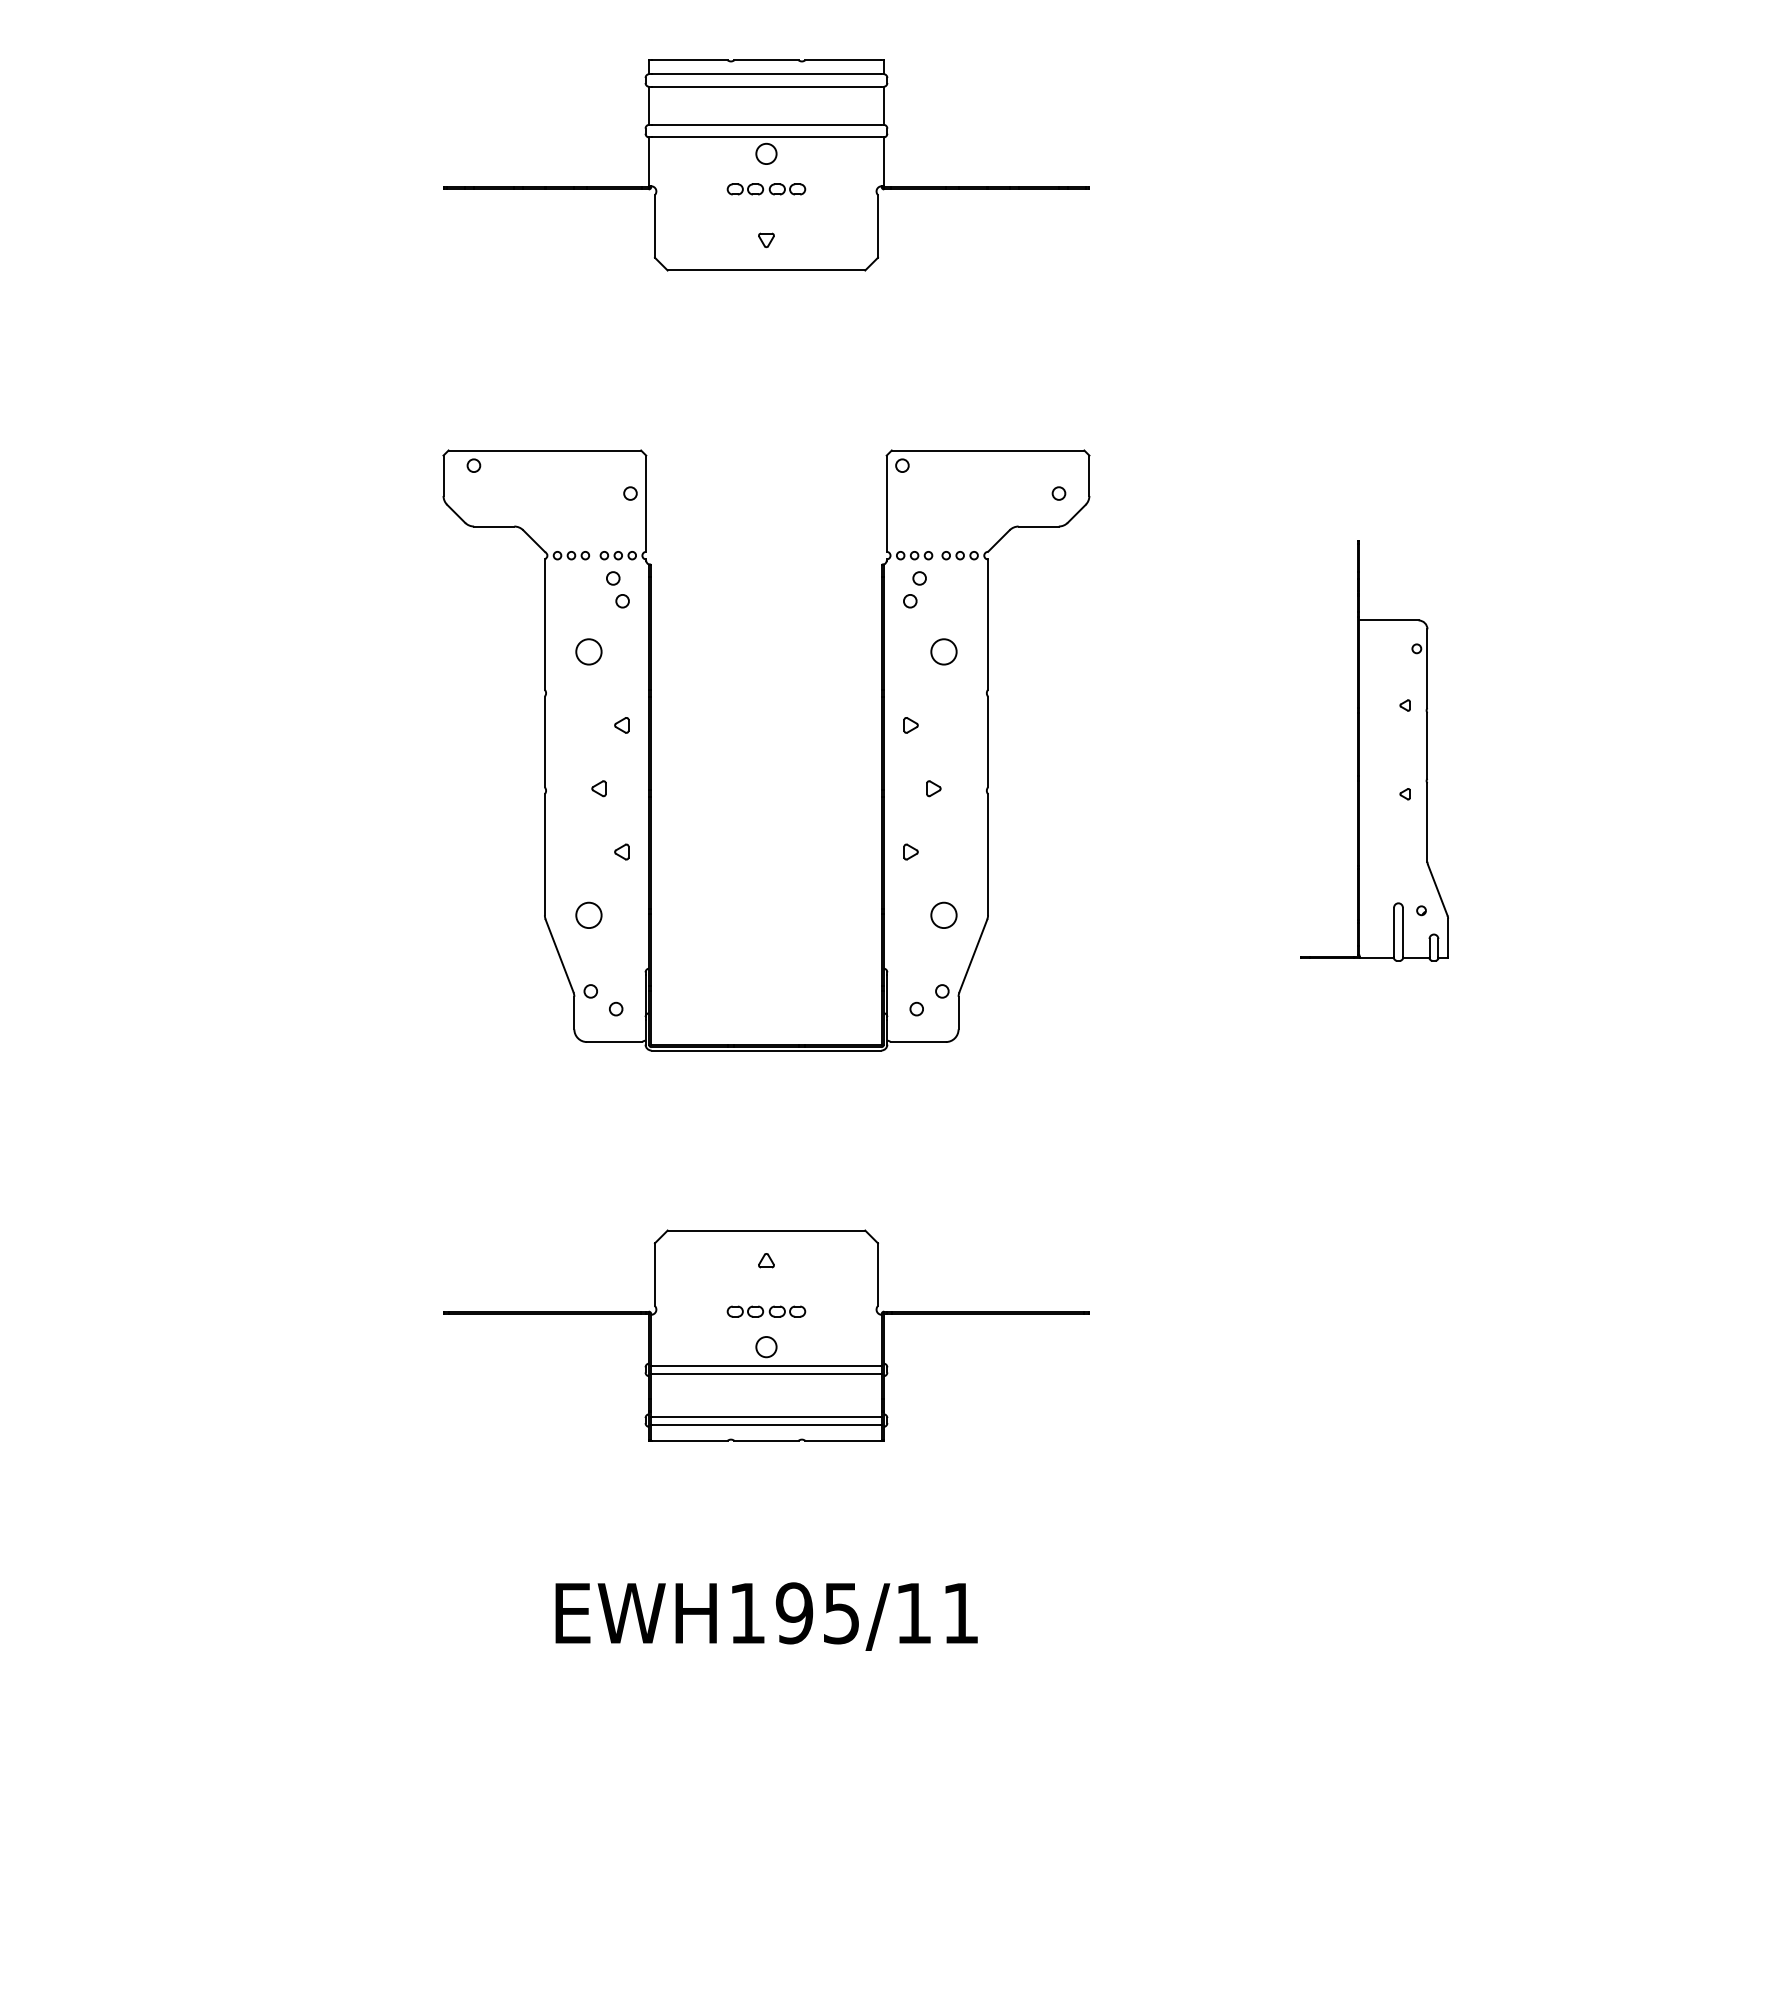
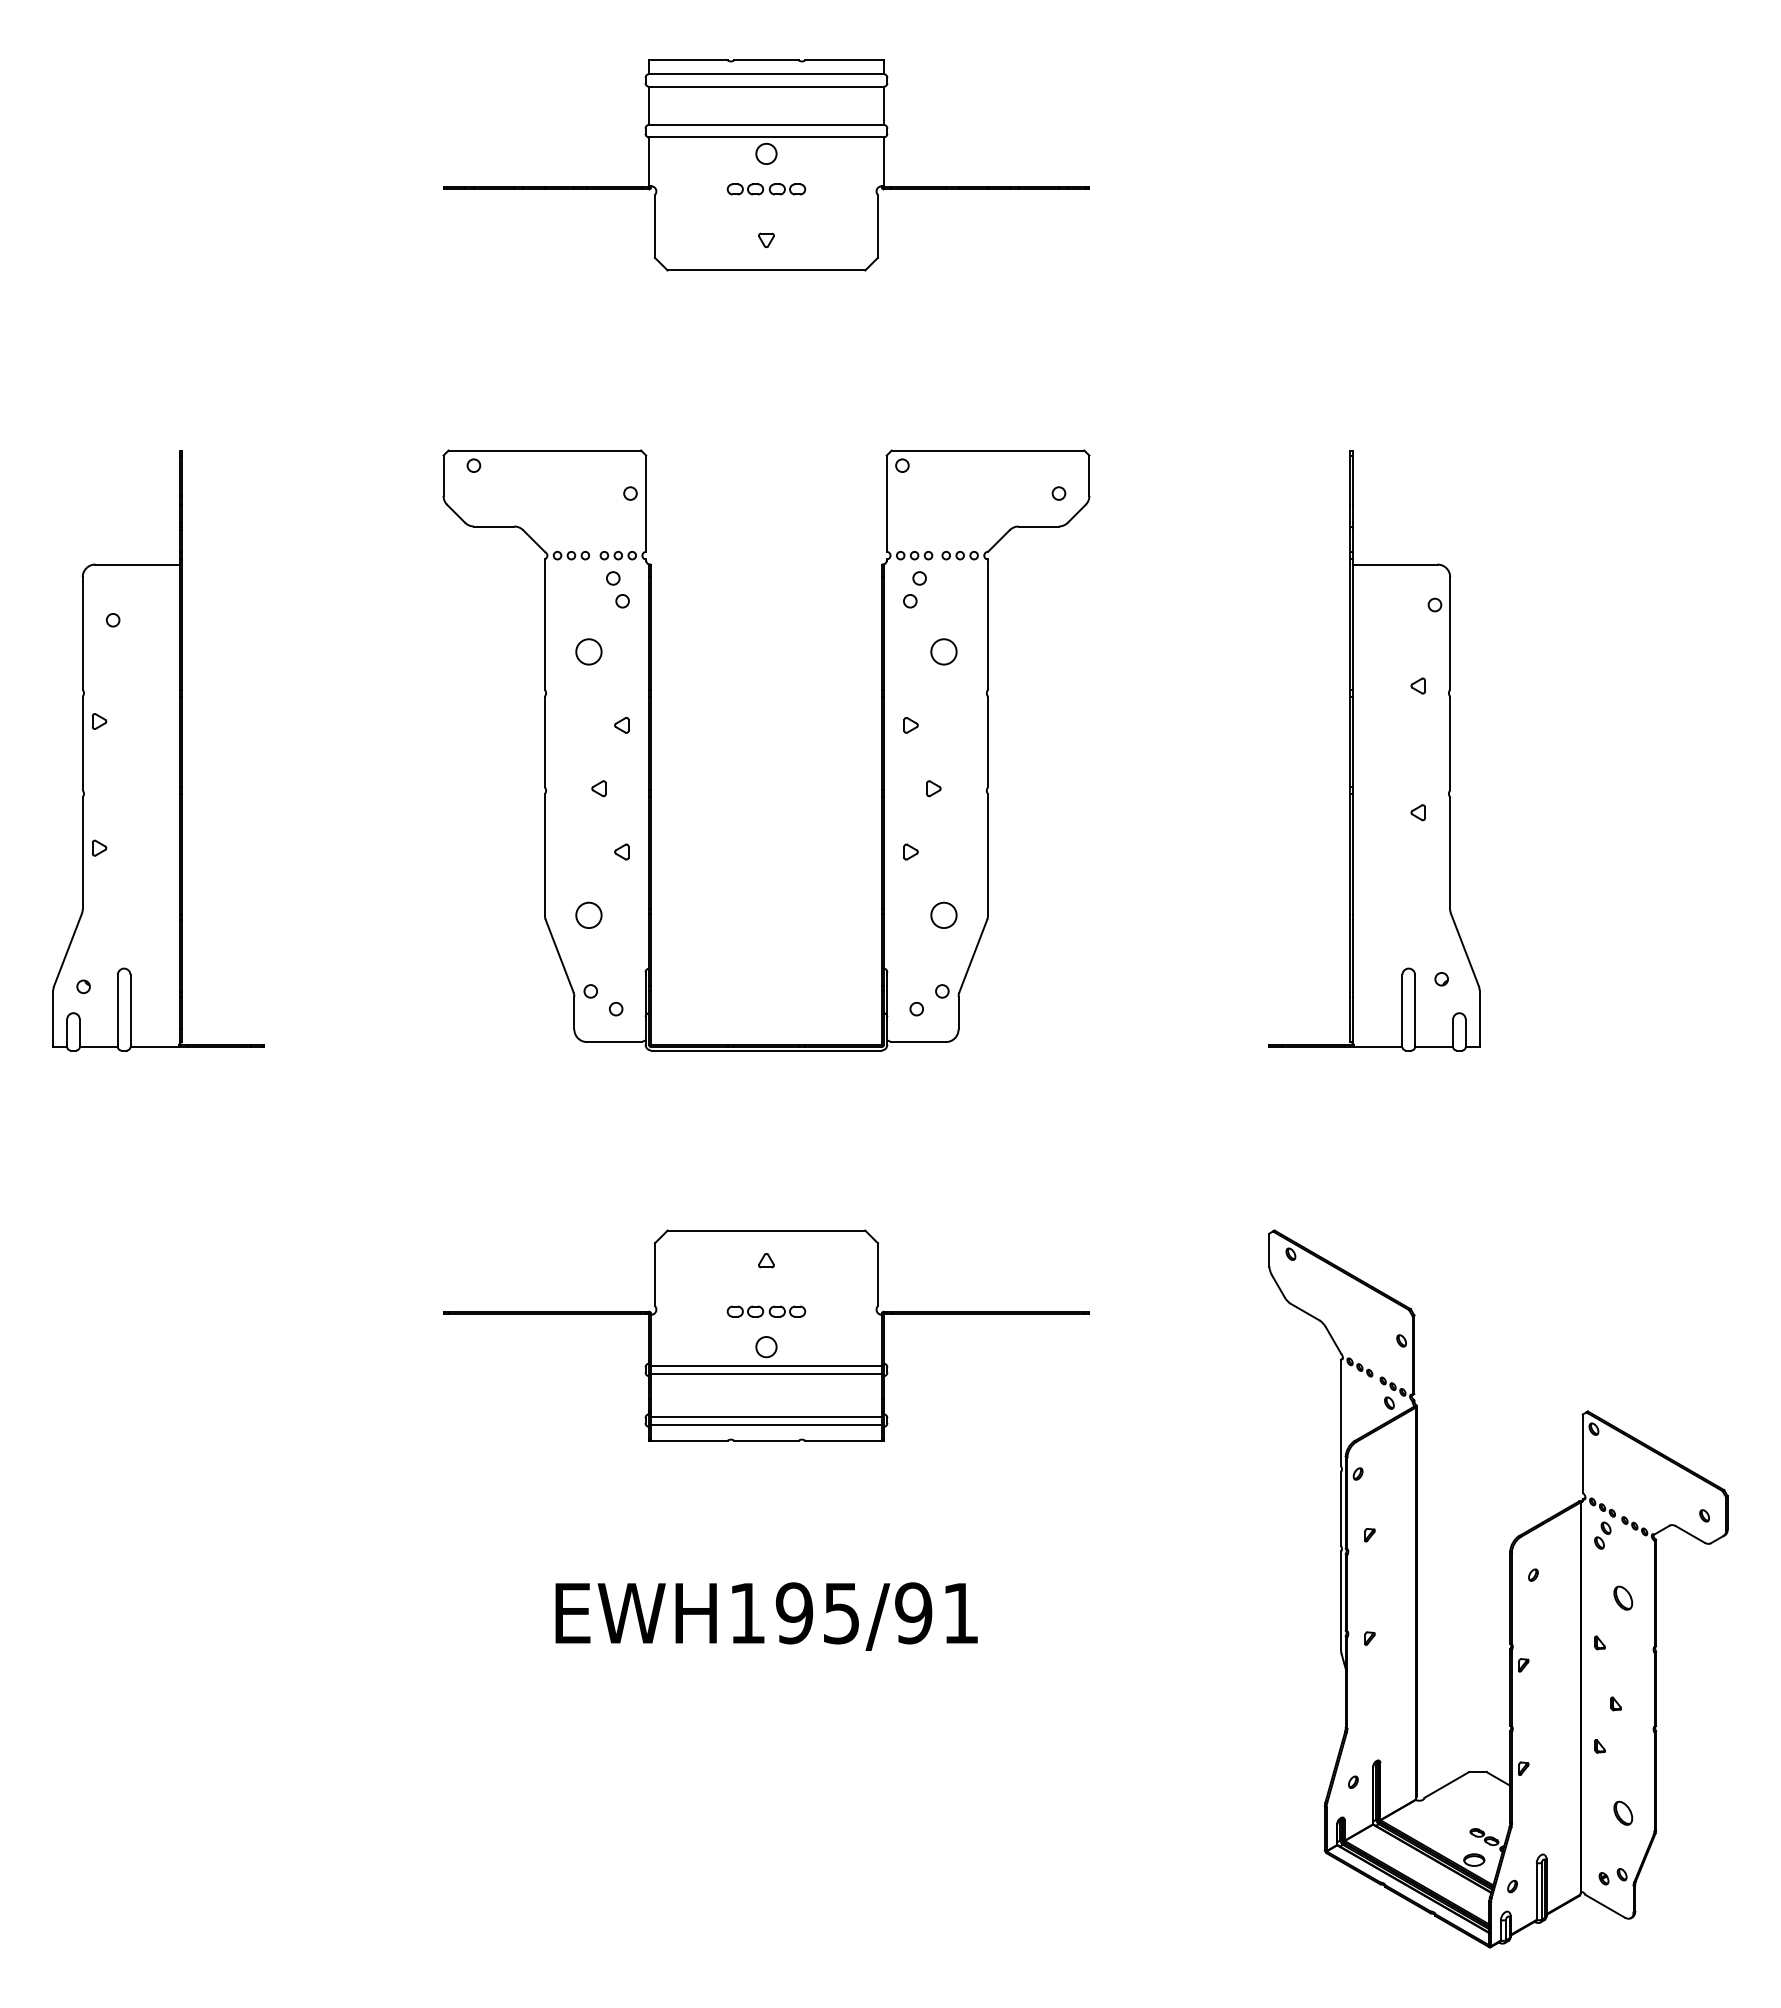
part: none -> present (158, 750)
part size: 149x422 px -> 213x602 px (1374, 750)
part: none -> present (1509, 1588)
text: EWH195/11 -> EWH195/91 (913, 1613)
